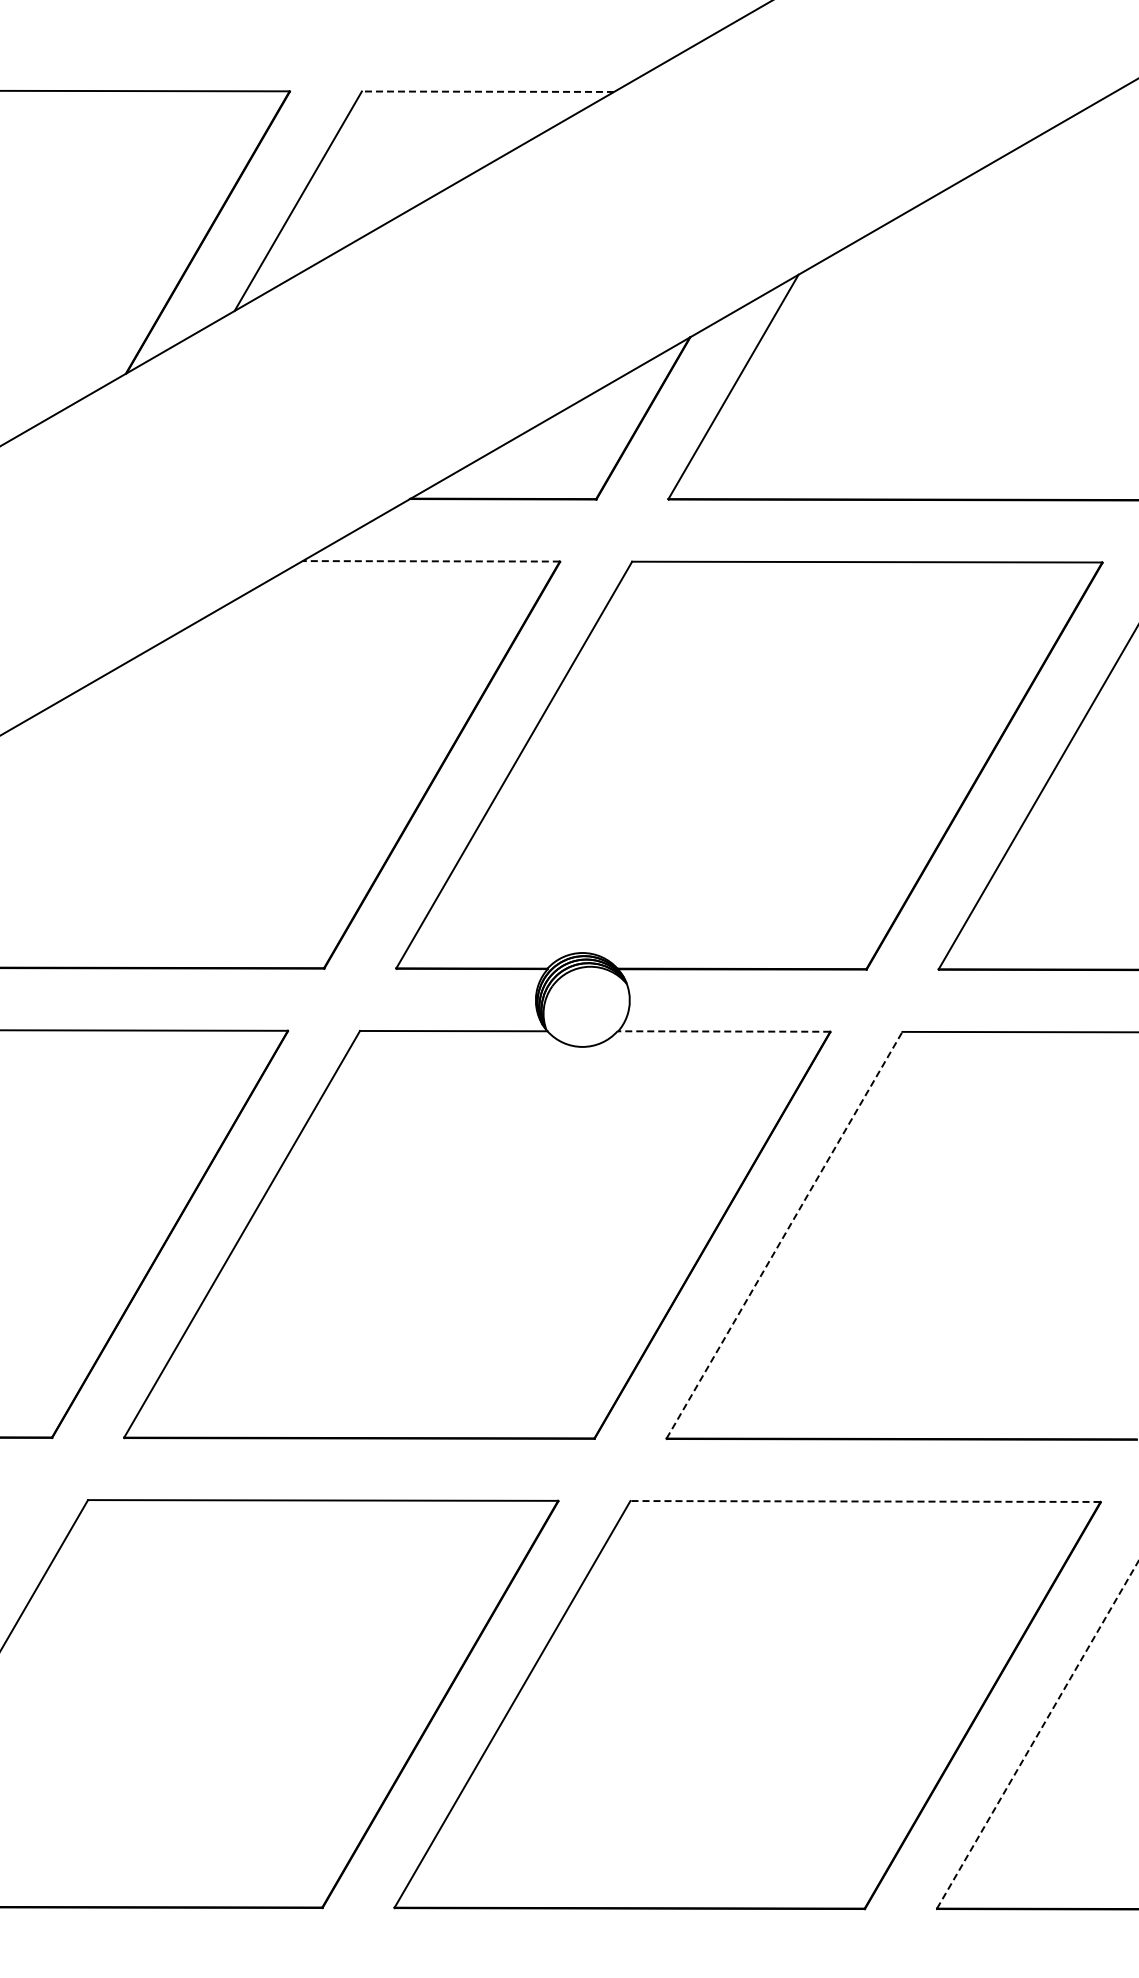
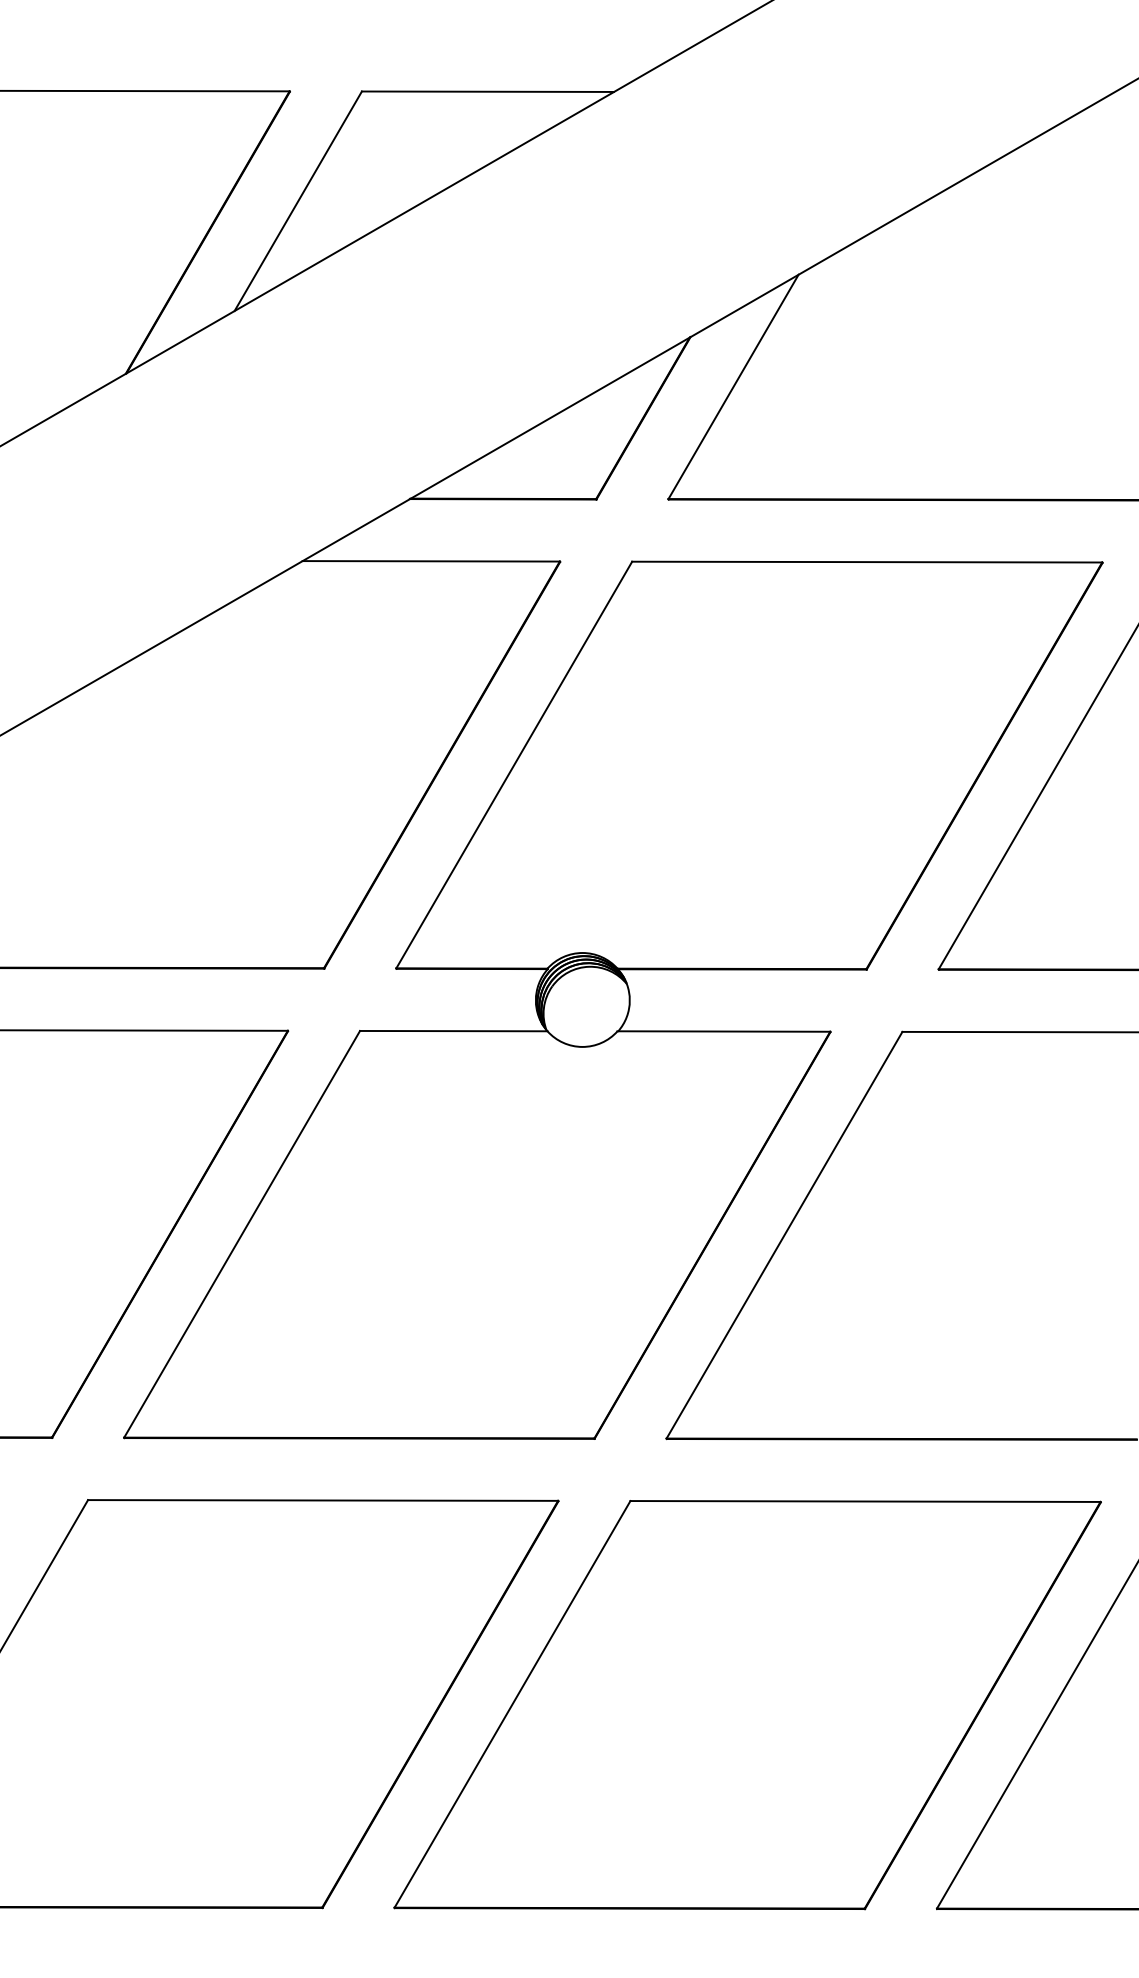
line: dashed -> solid (487, 91)
line: dashed -> solid (431, 561)
line: dashed -> solid (723, 1031)
line: dashed -> solid (784, 1234)
line: dashed -> solid (864, 1501)
line: dashed -> solid (1038, 1734)
